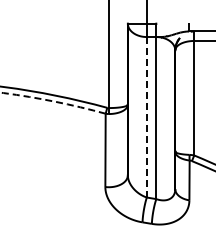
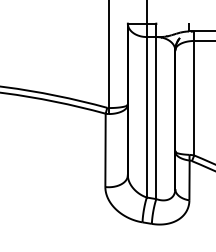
arc: dashed -> solid (53, 101)
line: dashed -> solid (146, 117)
